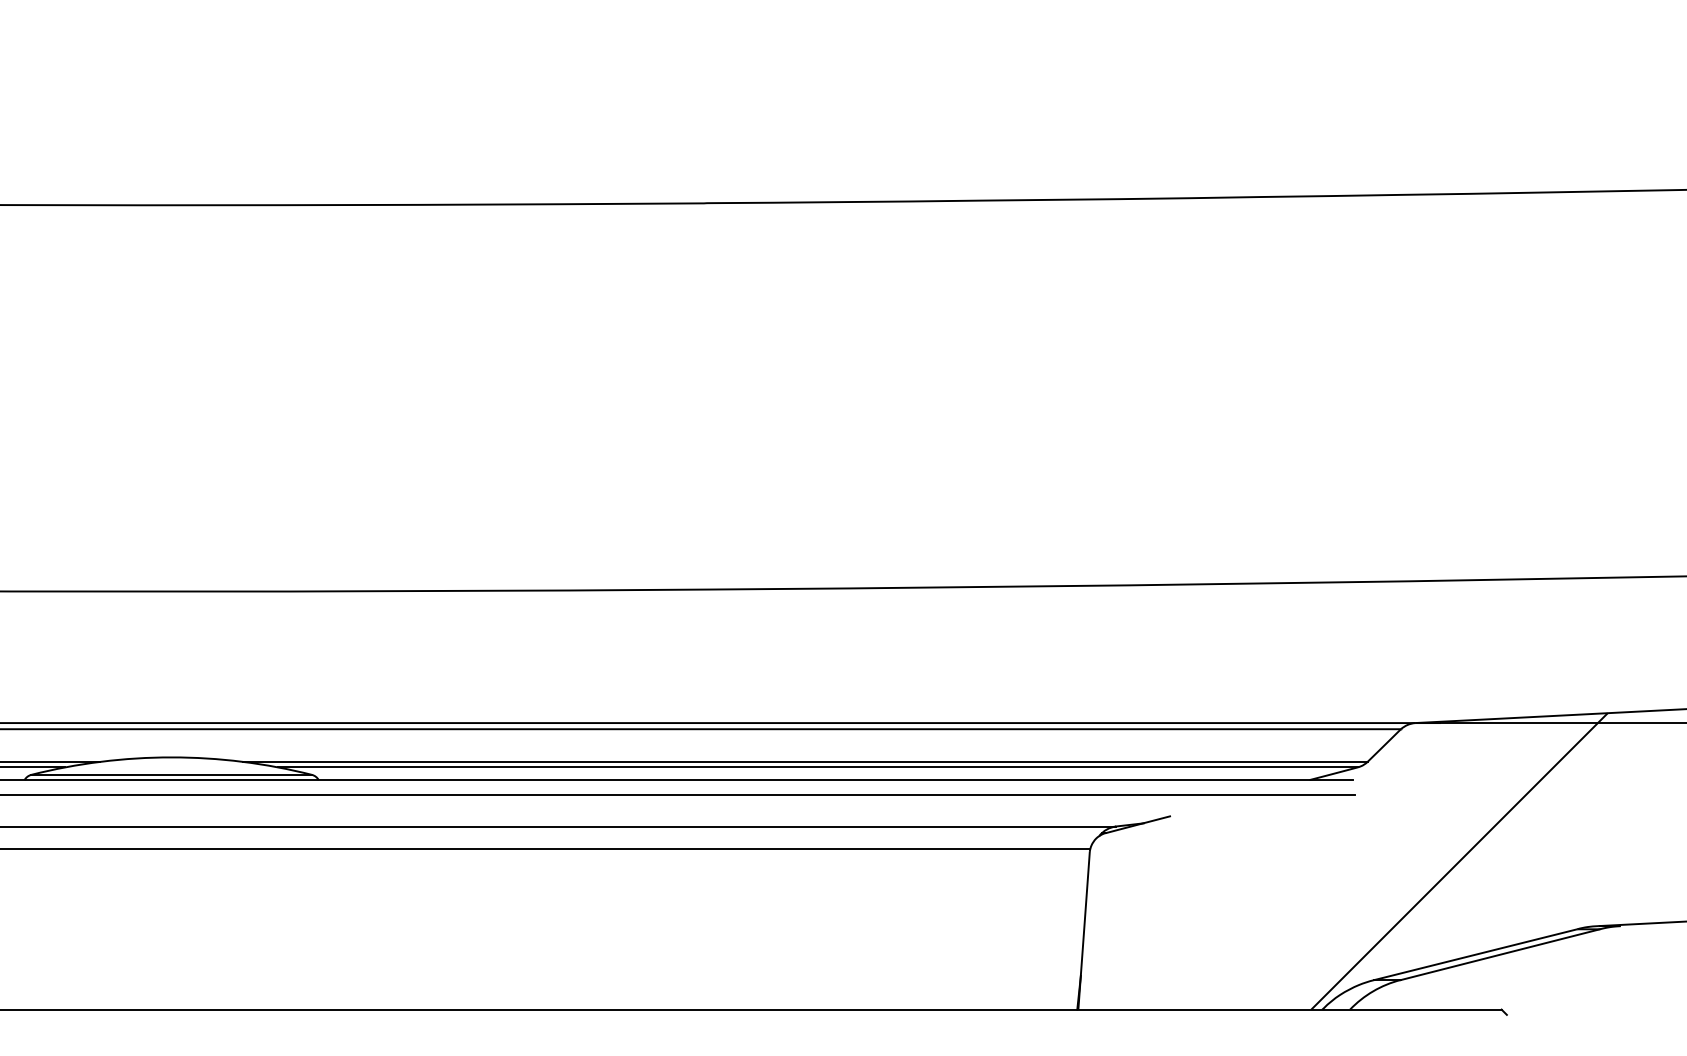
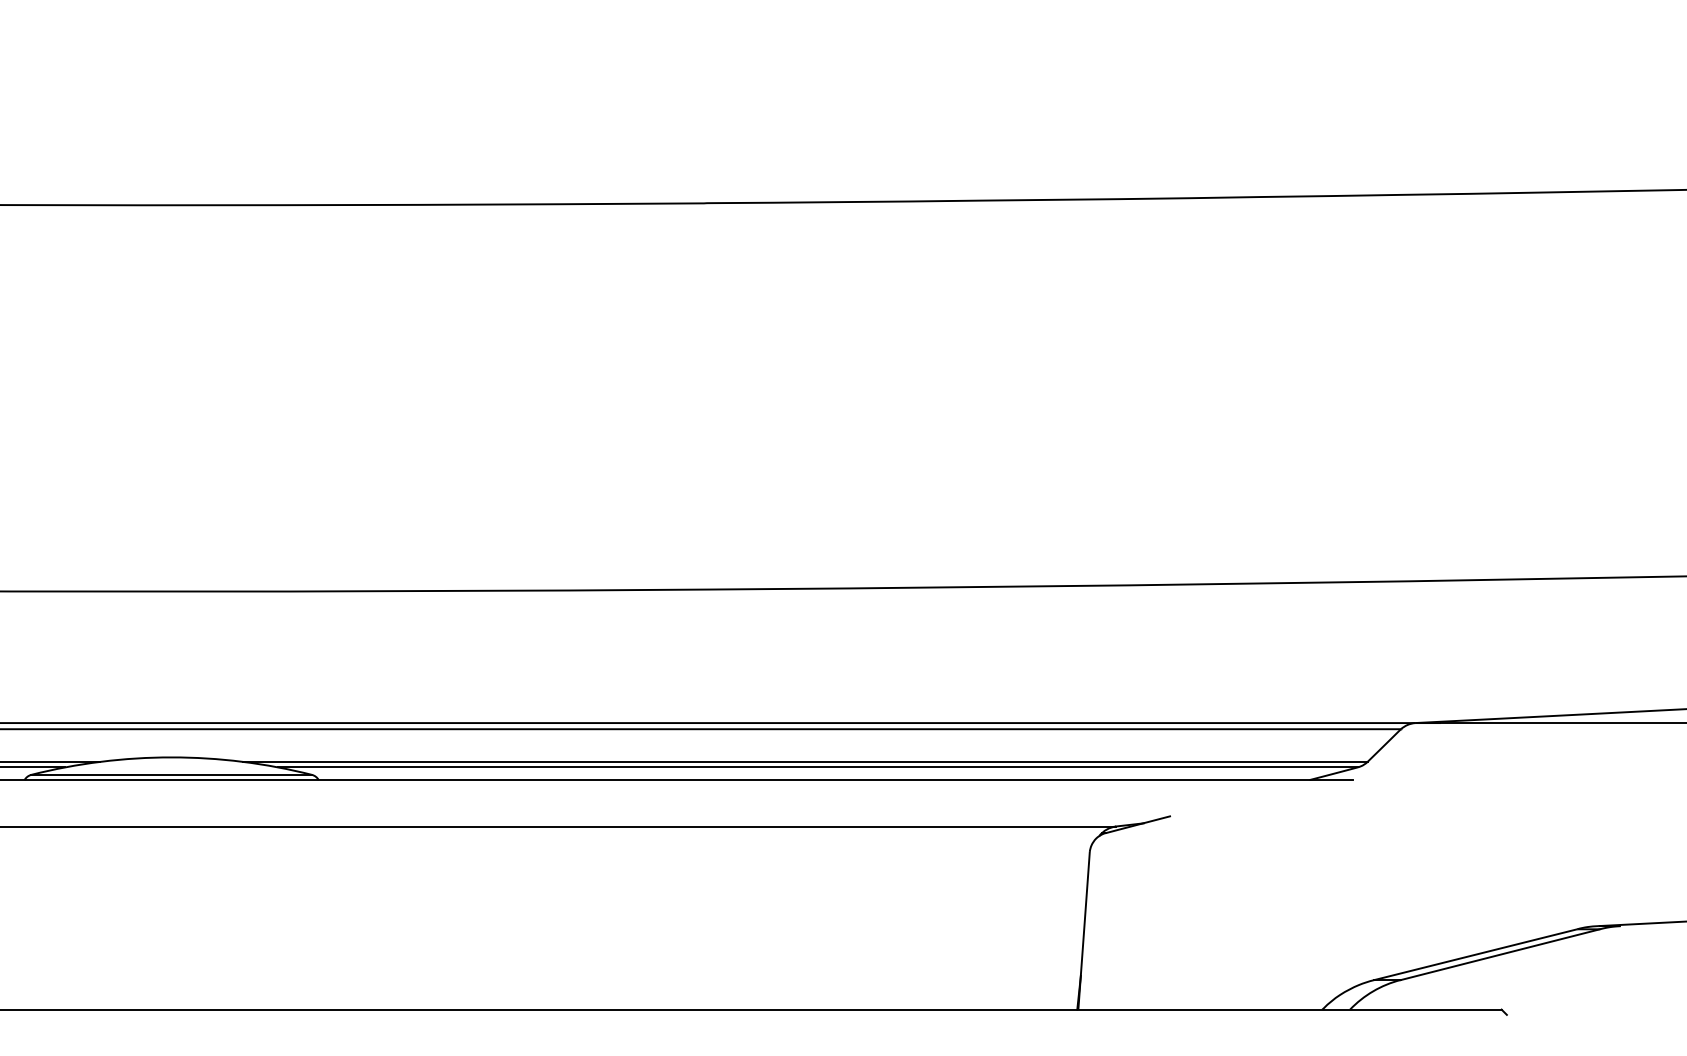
line: present -> none (678, 794)
line: present -> none (546, 849)
hatch: present -> none (1459, 861)
